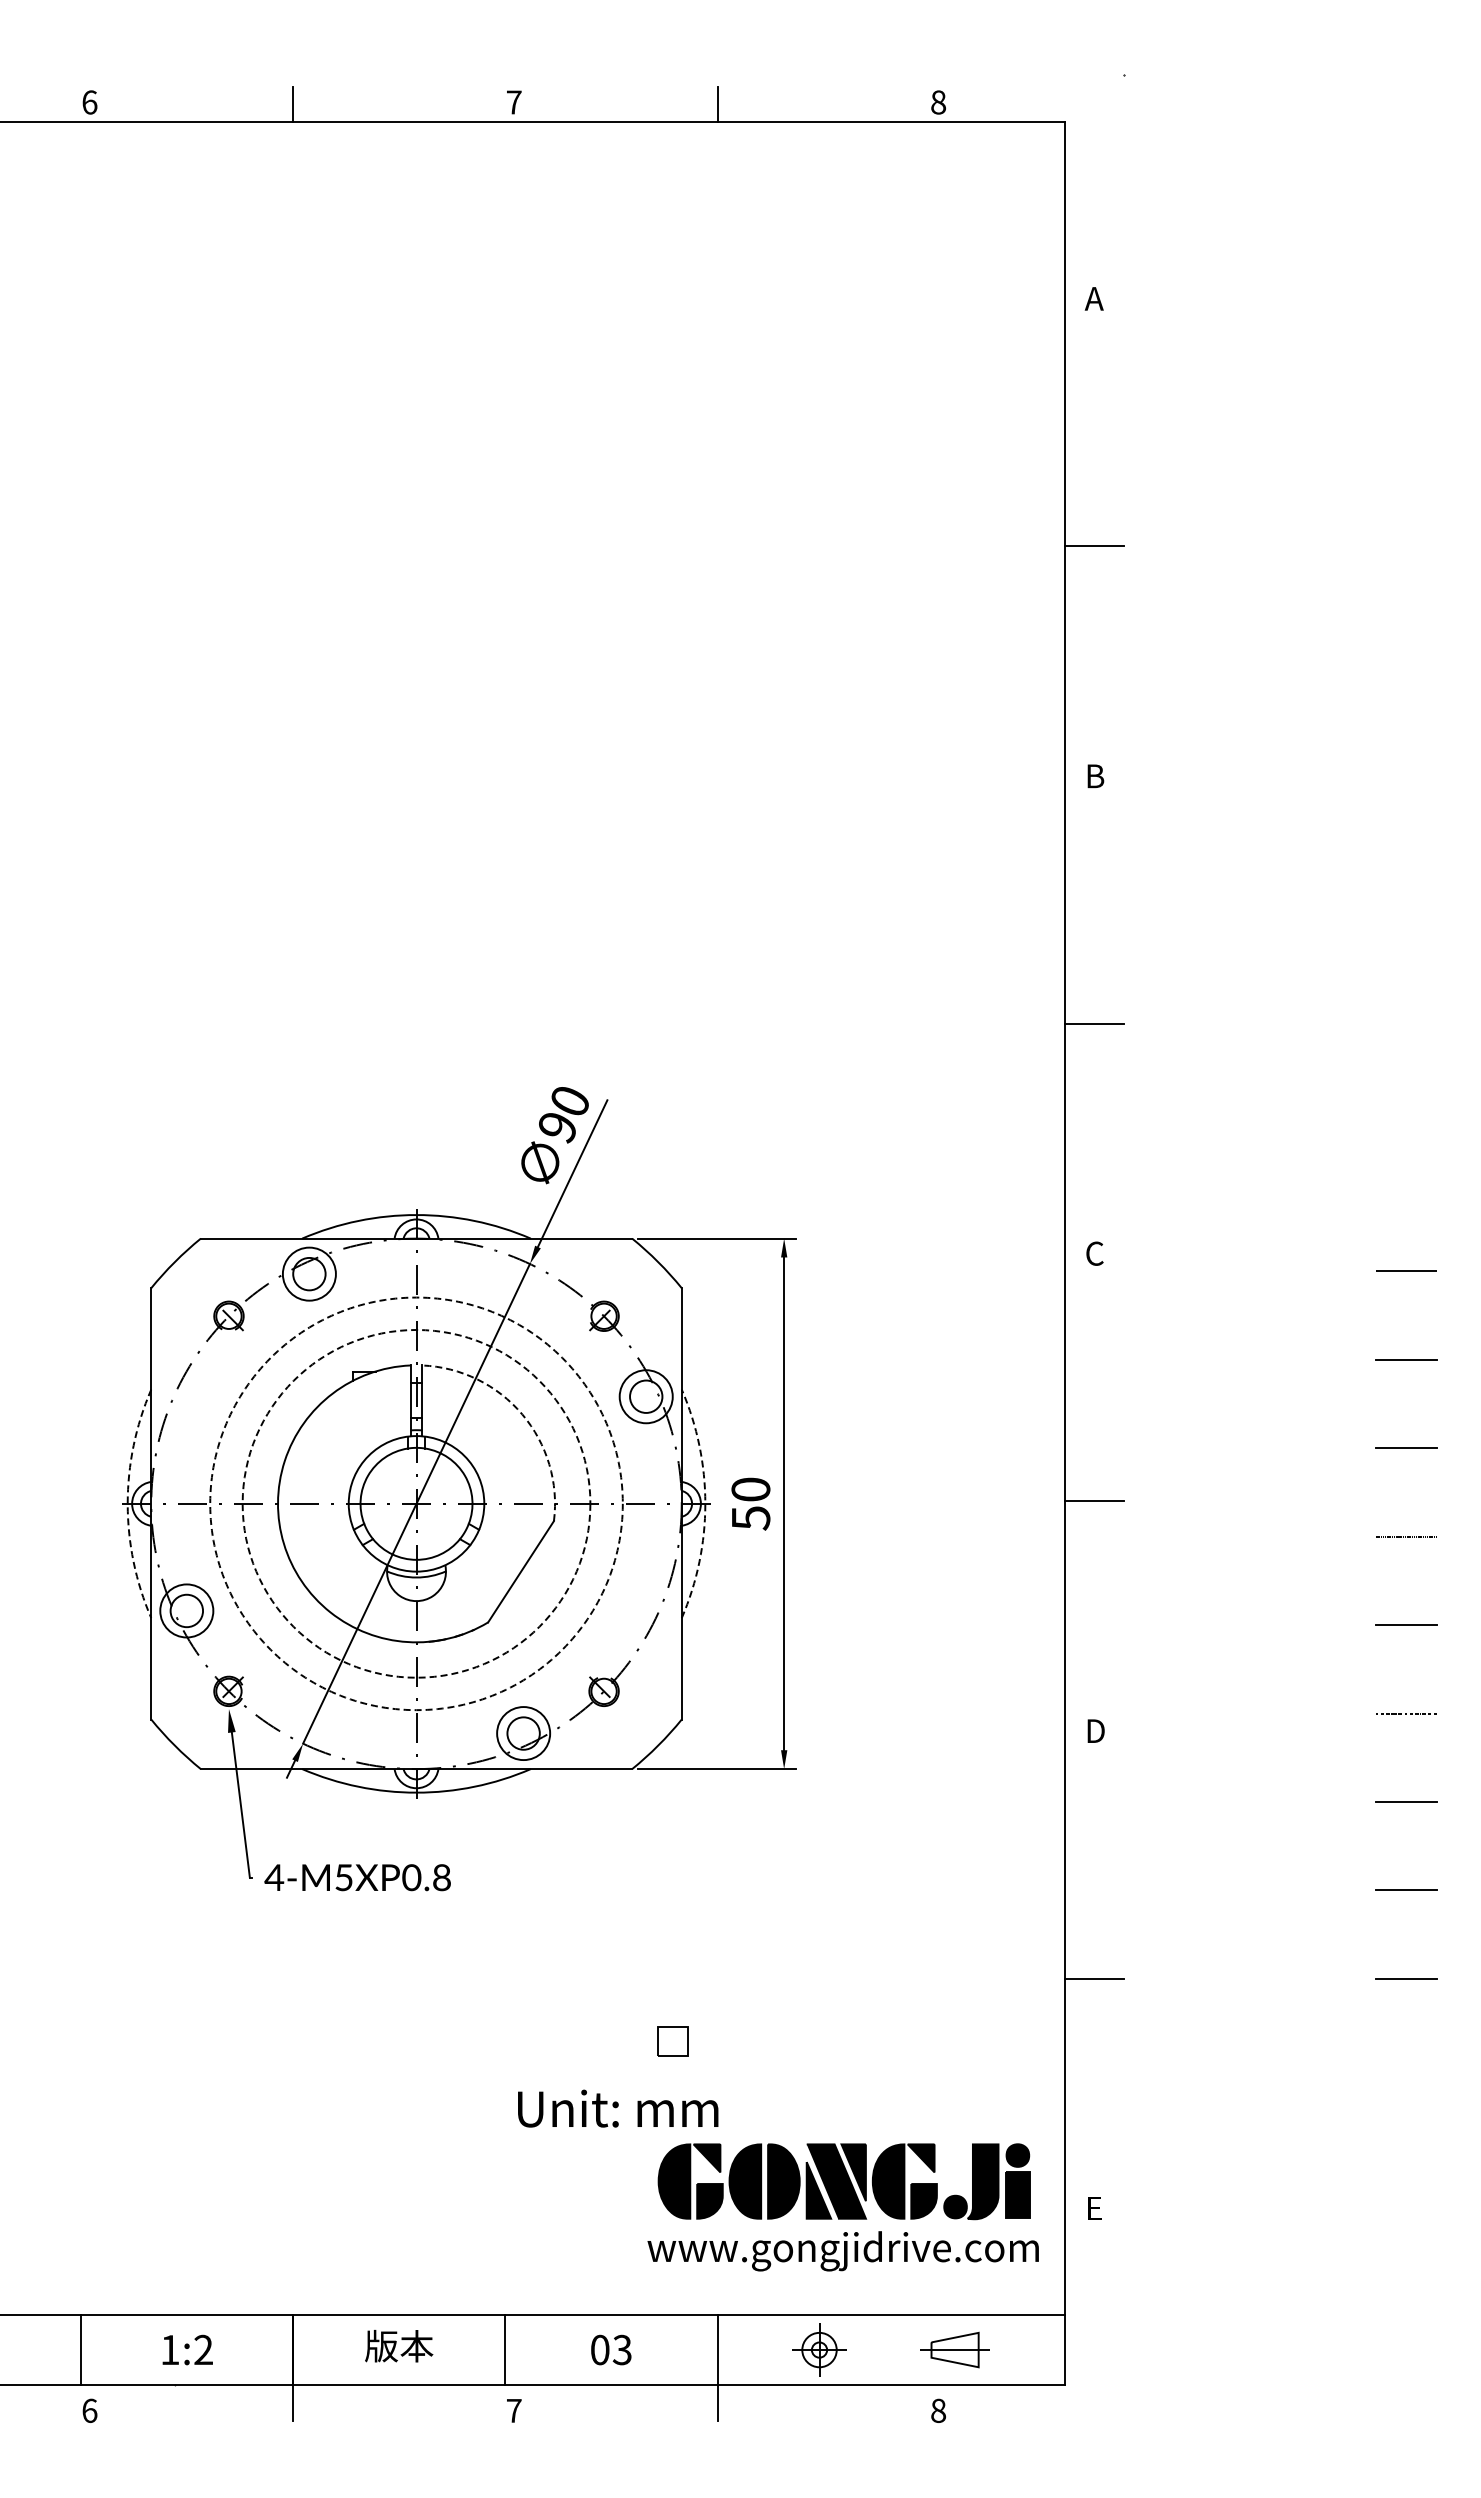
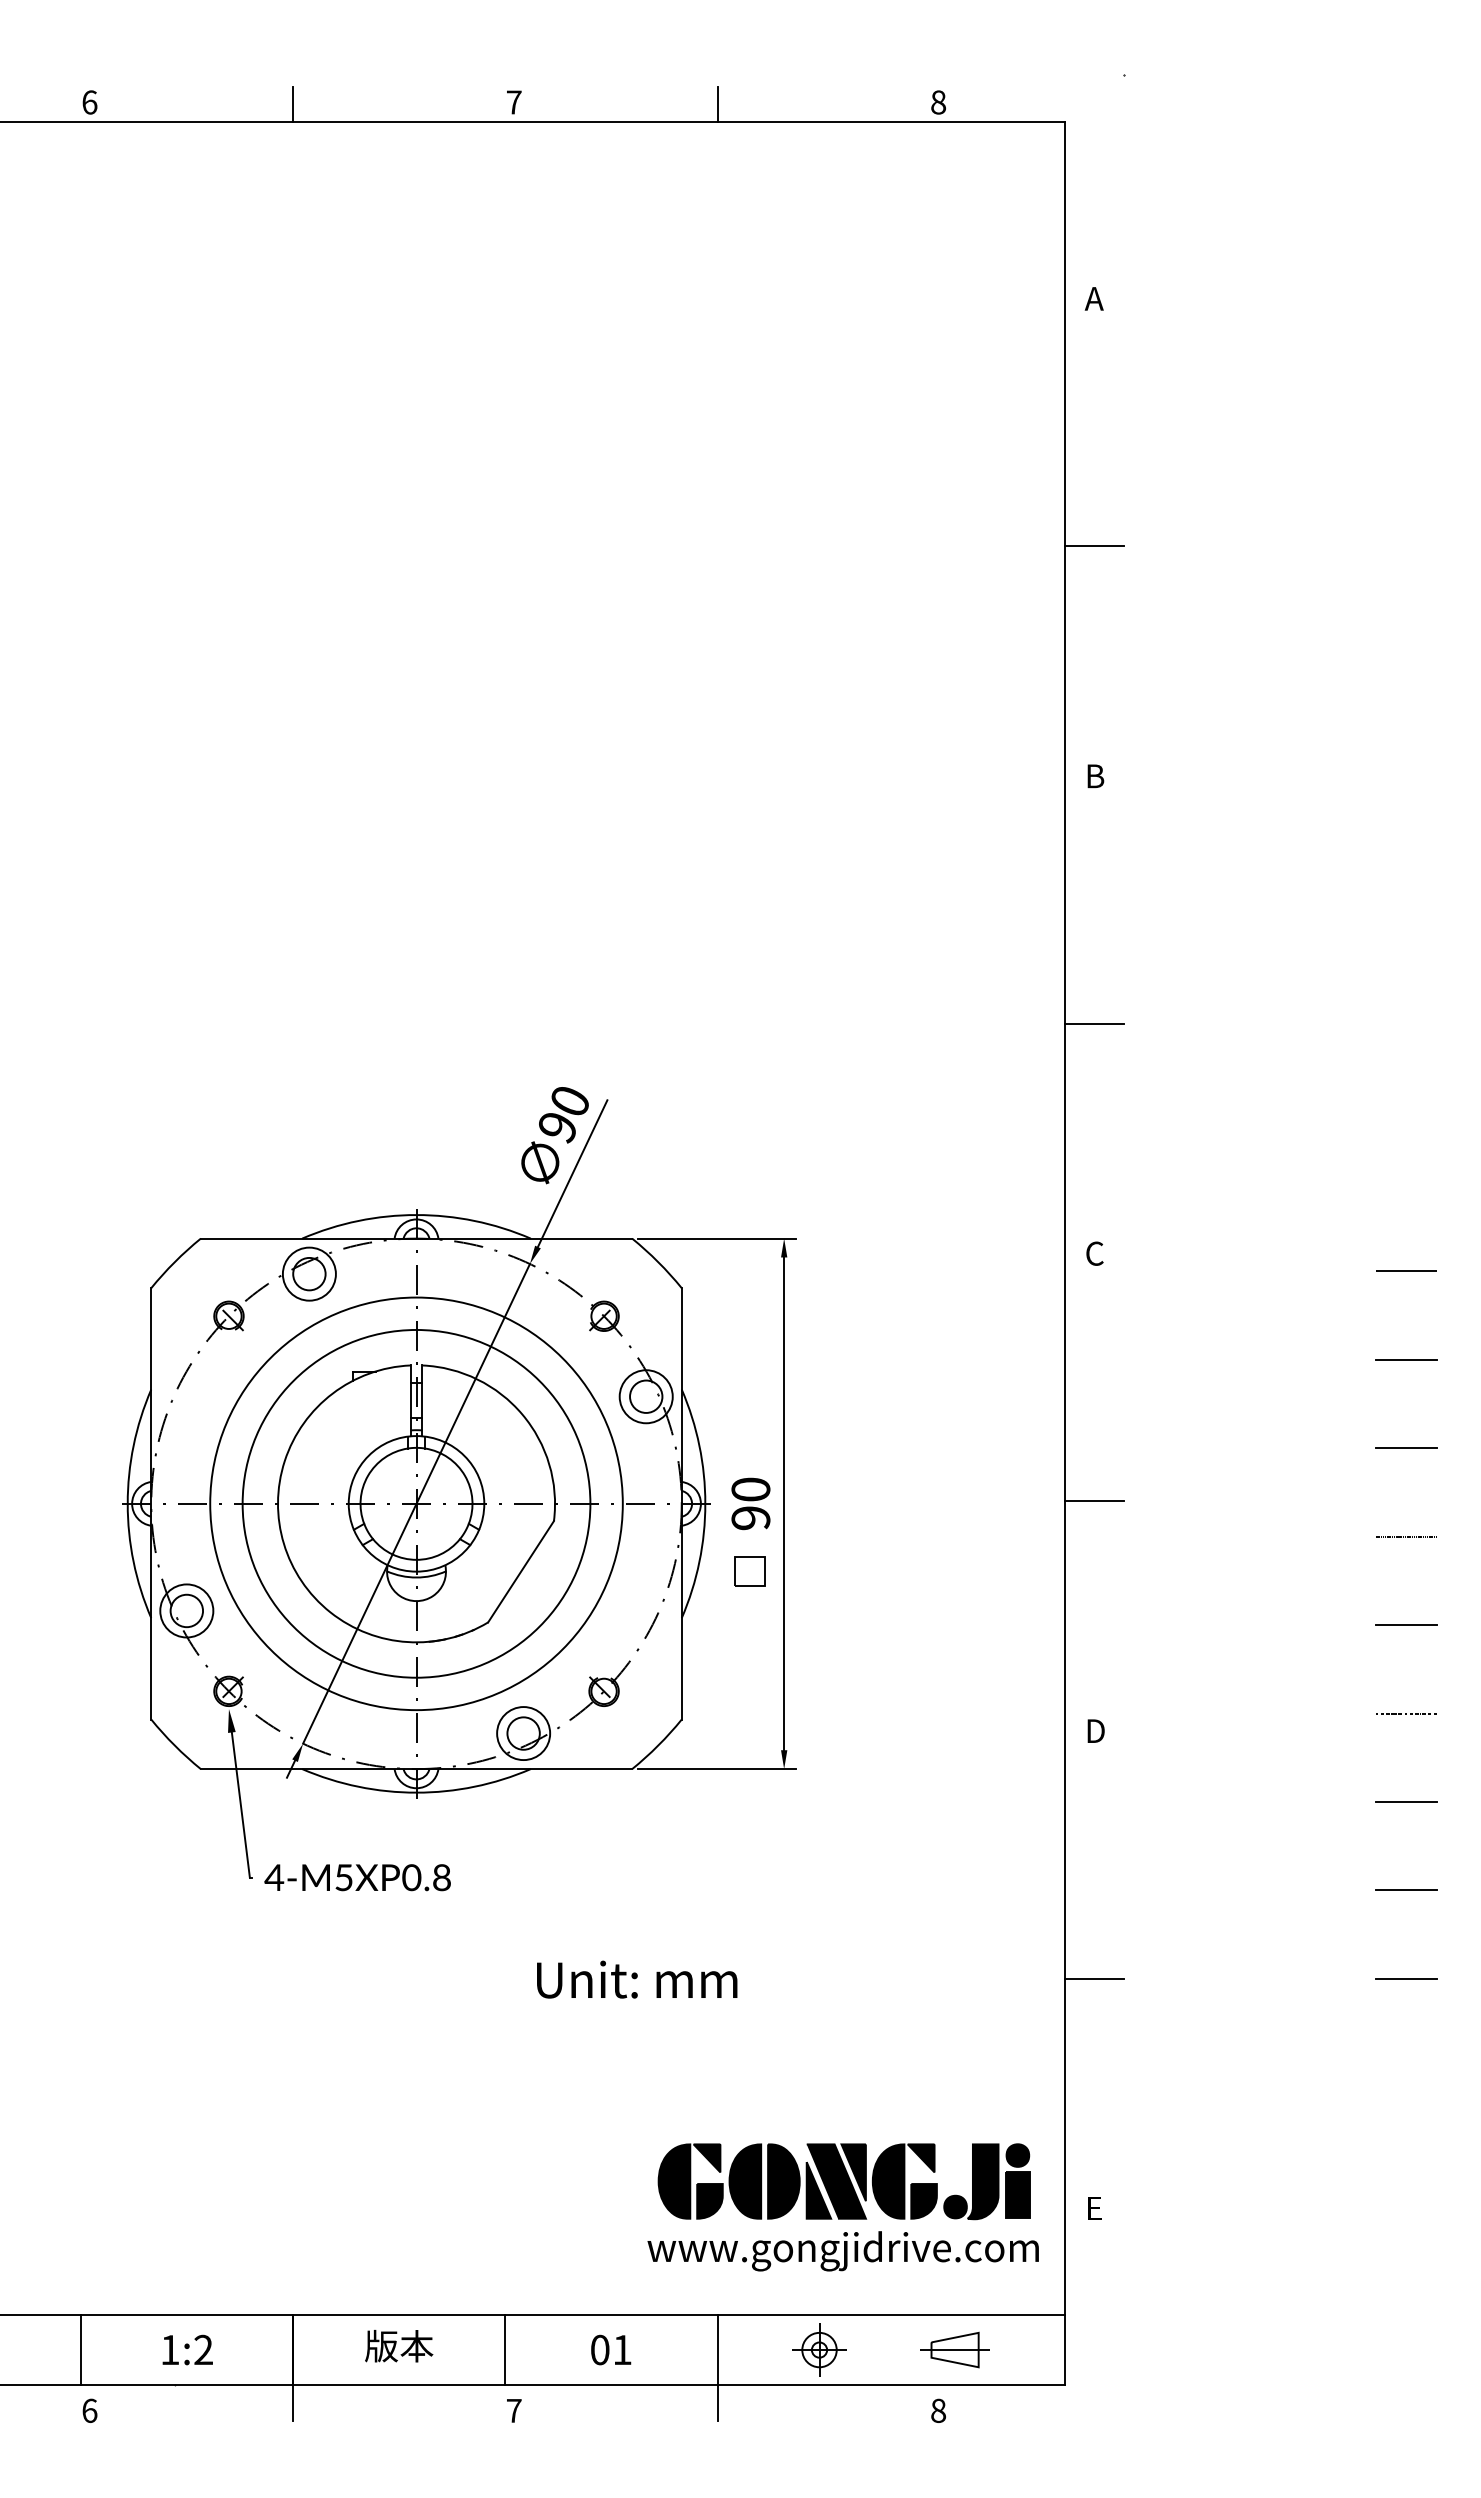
arc: dashed -> solid (522, 1414)
arc: dashed -> solid (127, 1503)
circle: dashed -> solid (416, 1503)
circle: dashed -> solid (416, 1503)
arc: dashed -> solid (705, 1503)
text: 50 -> 90 (750, 1518)
part position: (672, 2041) -> (749, 1571) (749, 1571)
text position: (618, 2108) -> (637, 1979) (637, 1979)
text: 03 -> 01 (621, 2349)
